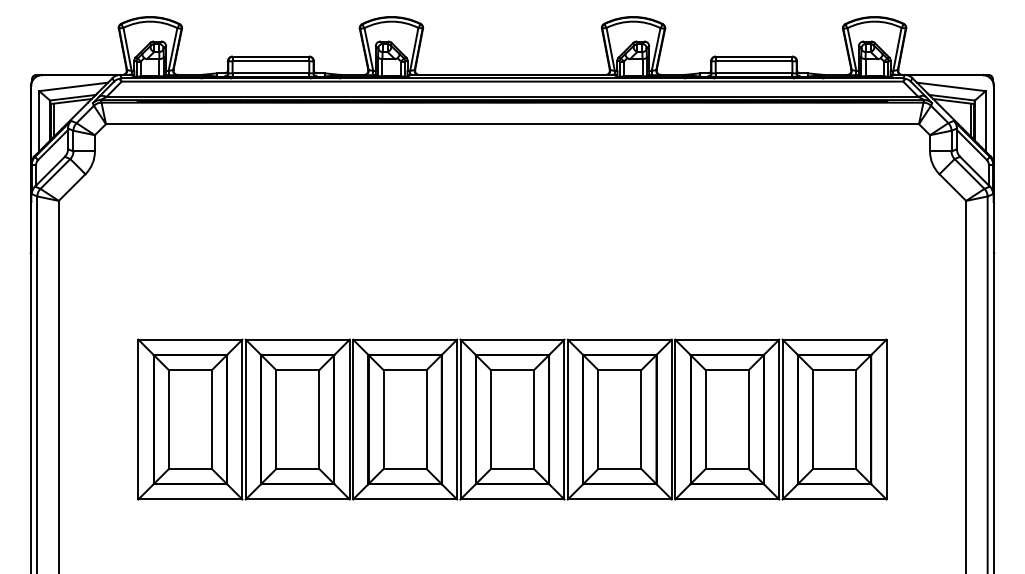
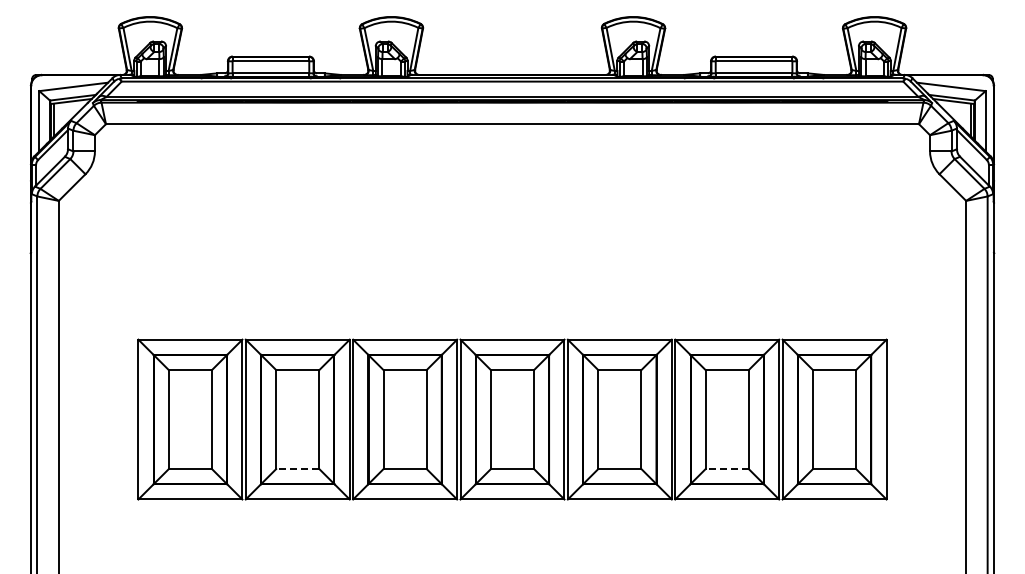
line: solid -> dashed (297, 469)
line: solid -> dashed (727, 469)
